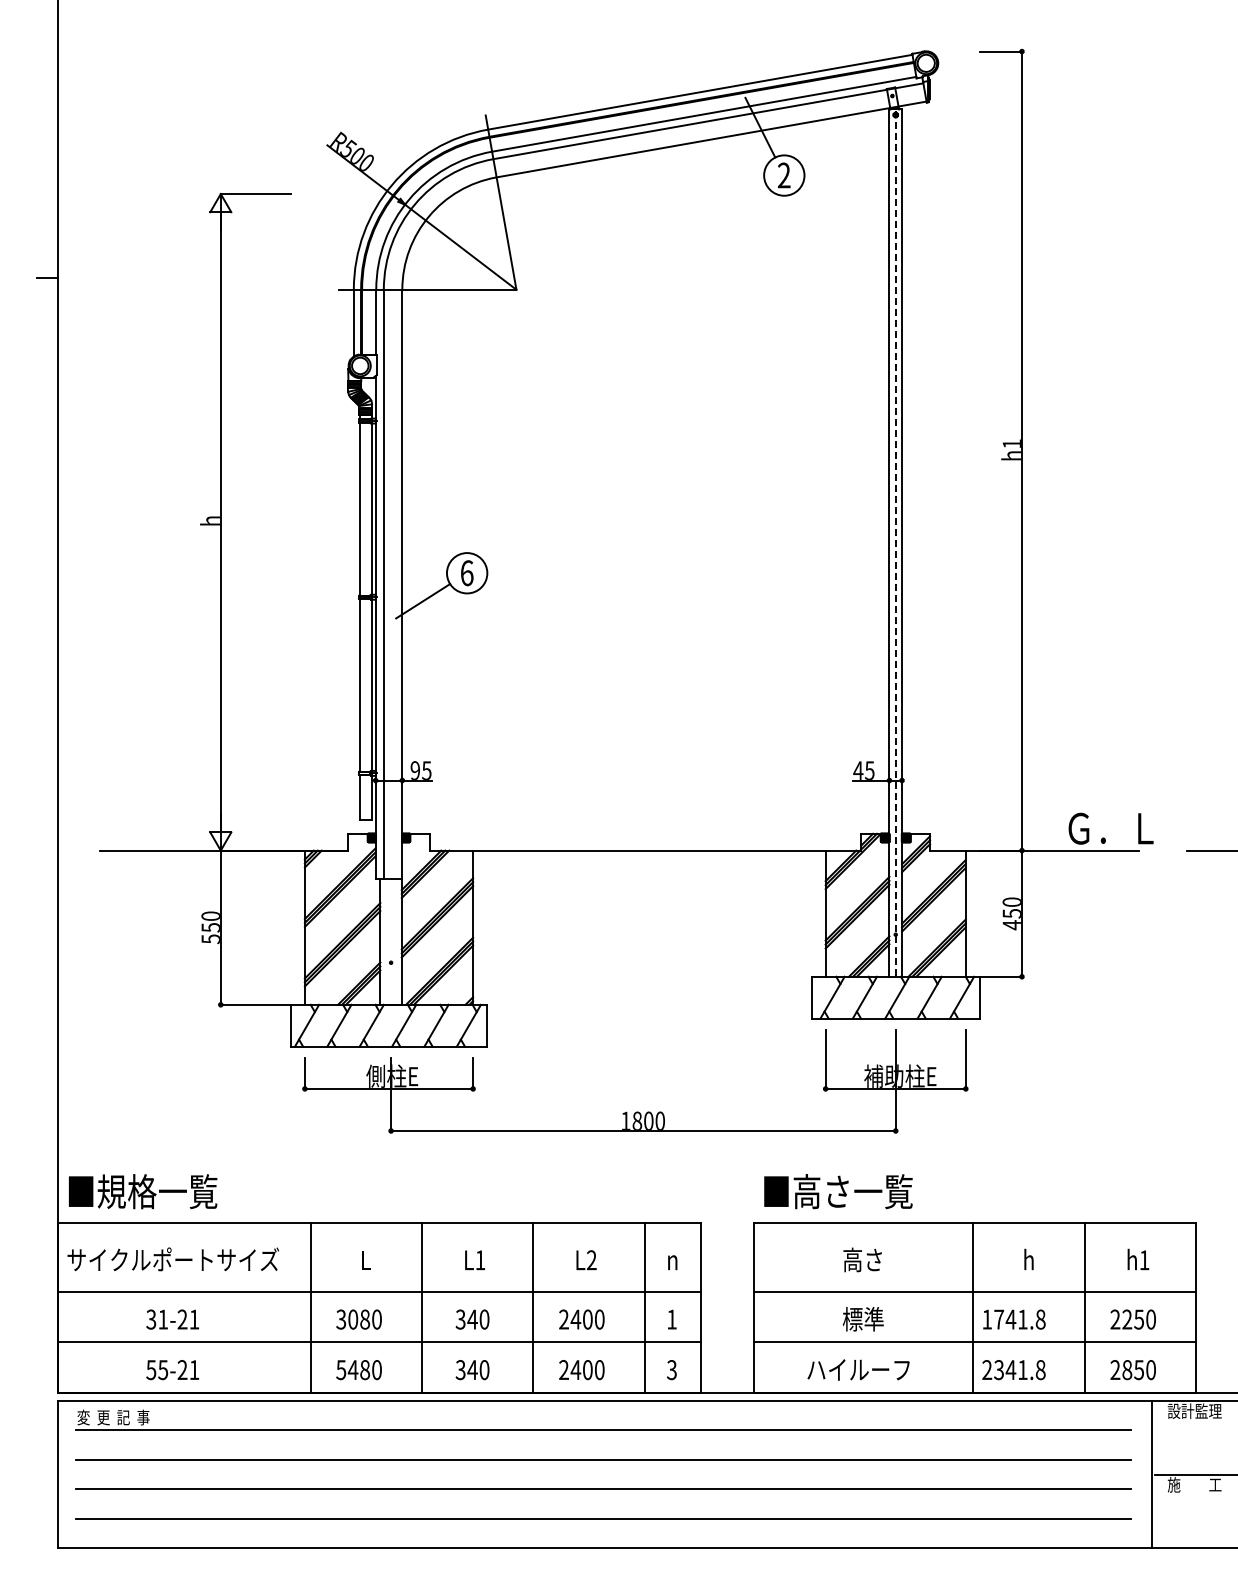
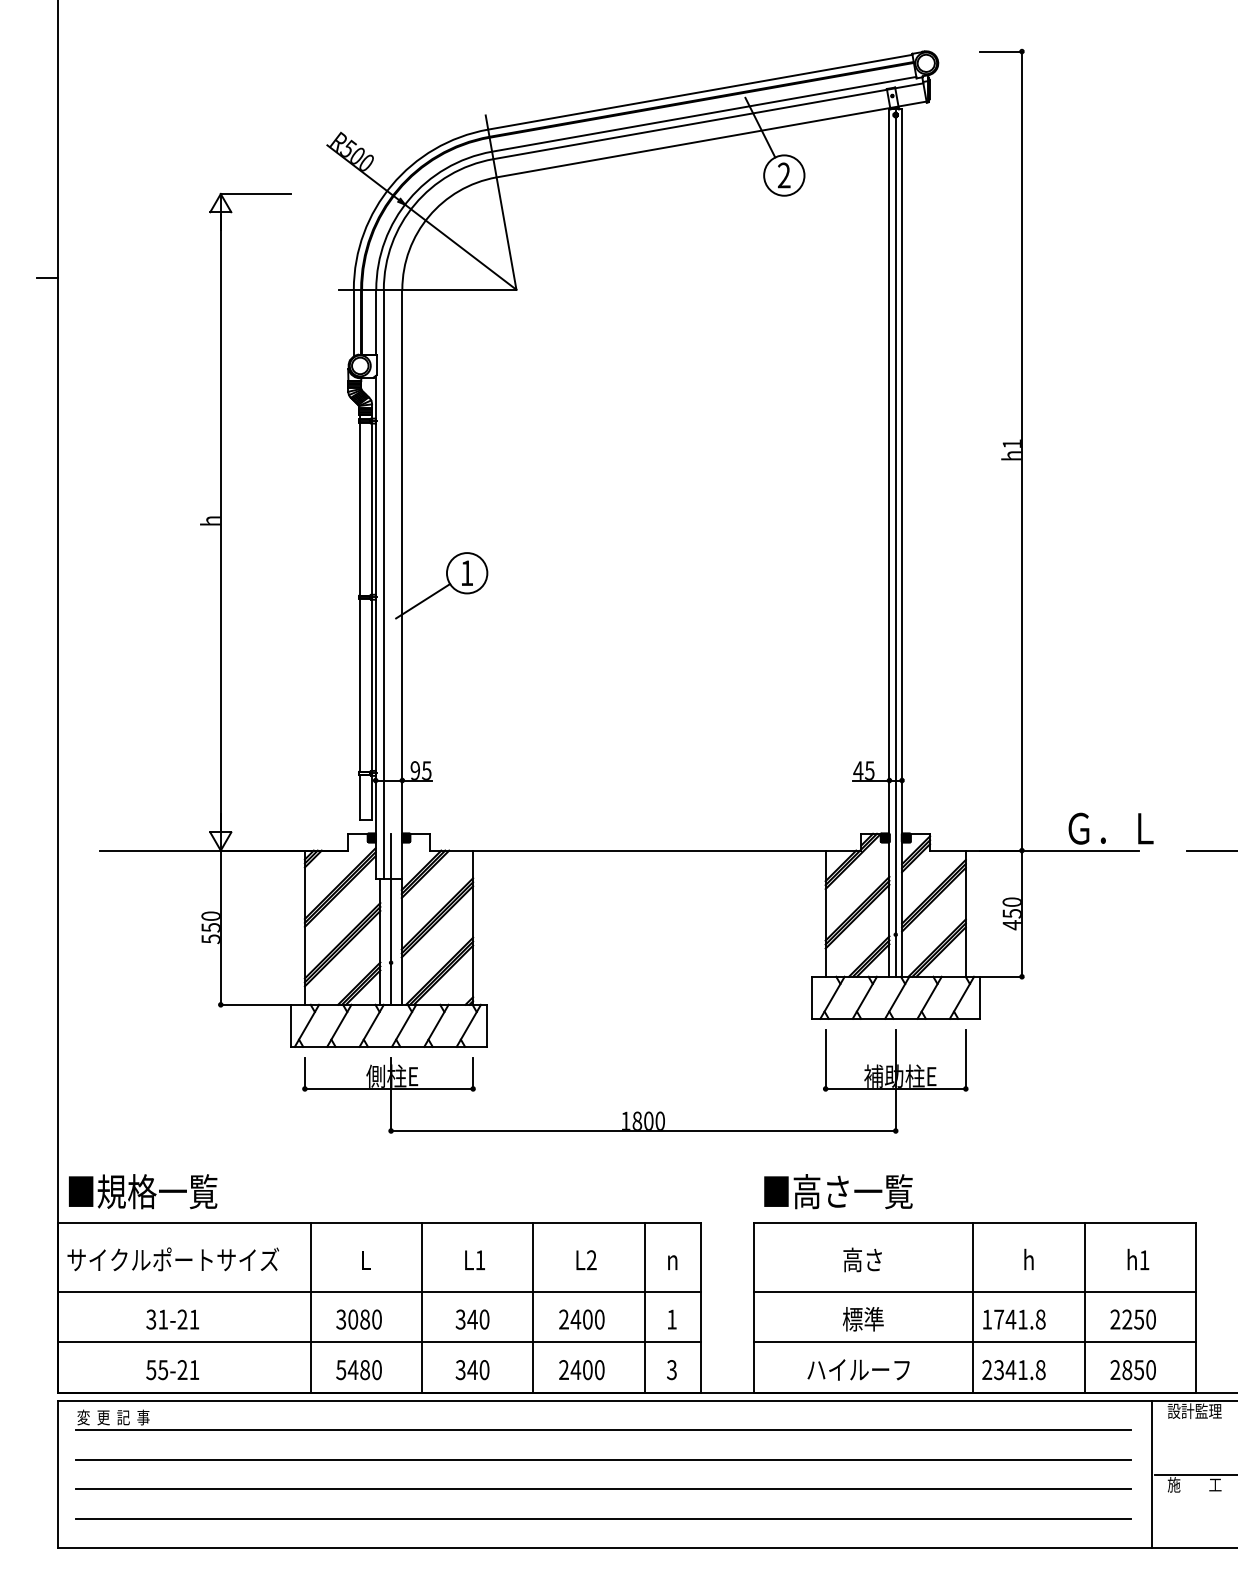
line: dashed -> solid (895, 543)
text: 6 -> 1 (467, 573)
line: none -> present (391, 918)
